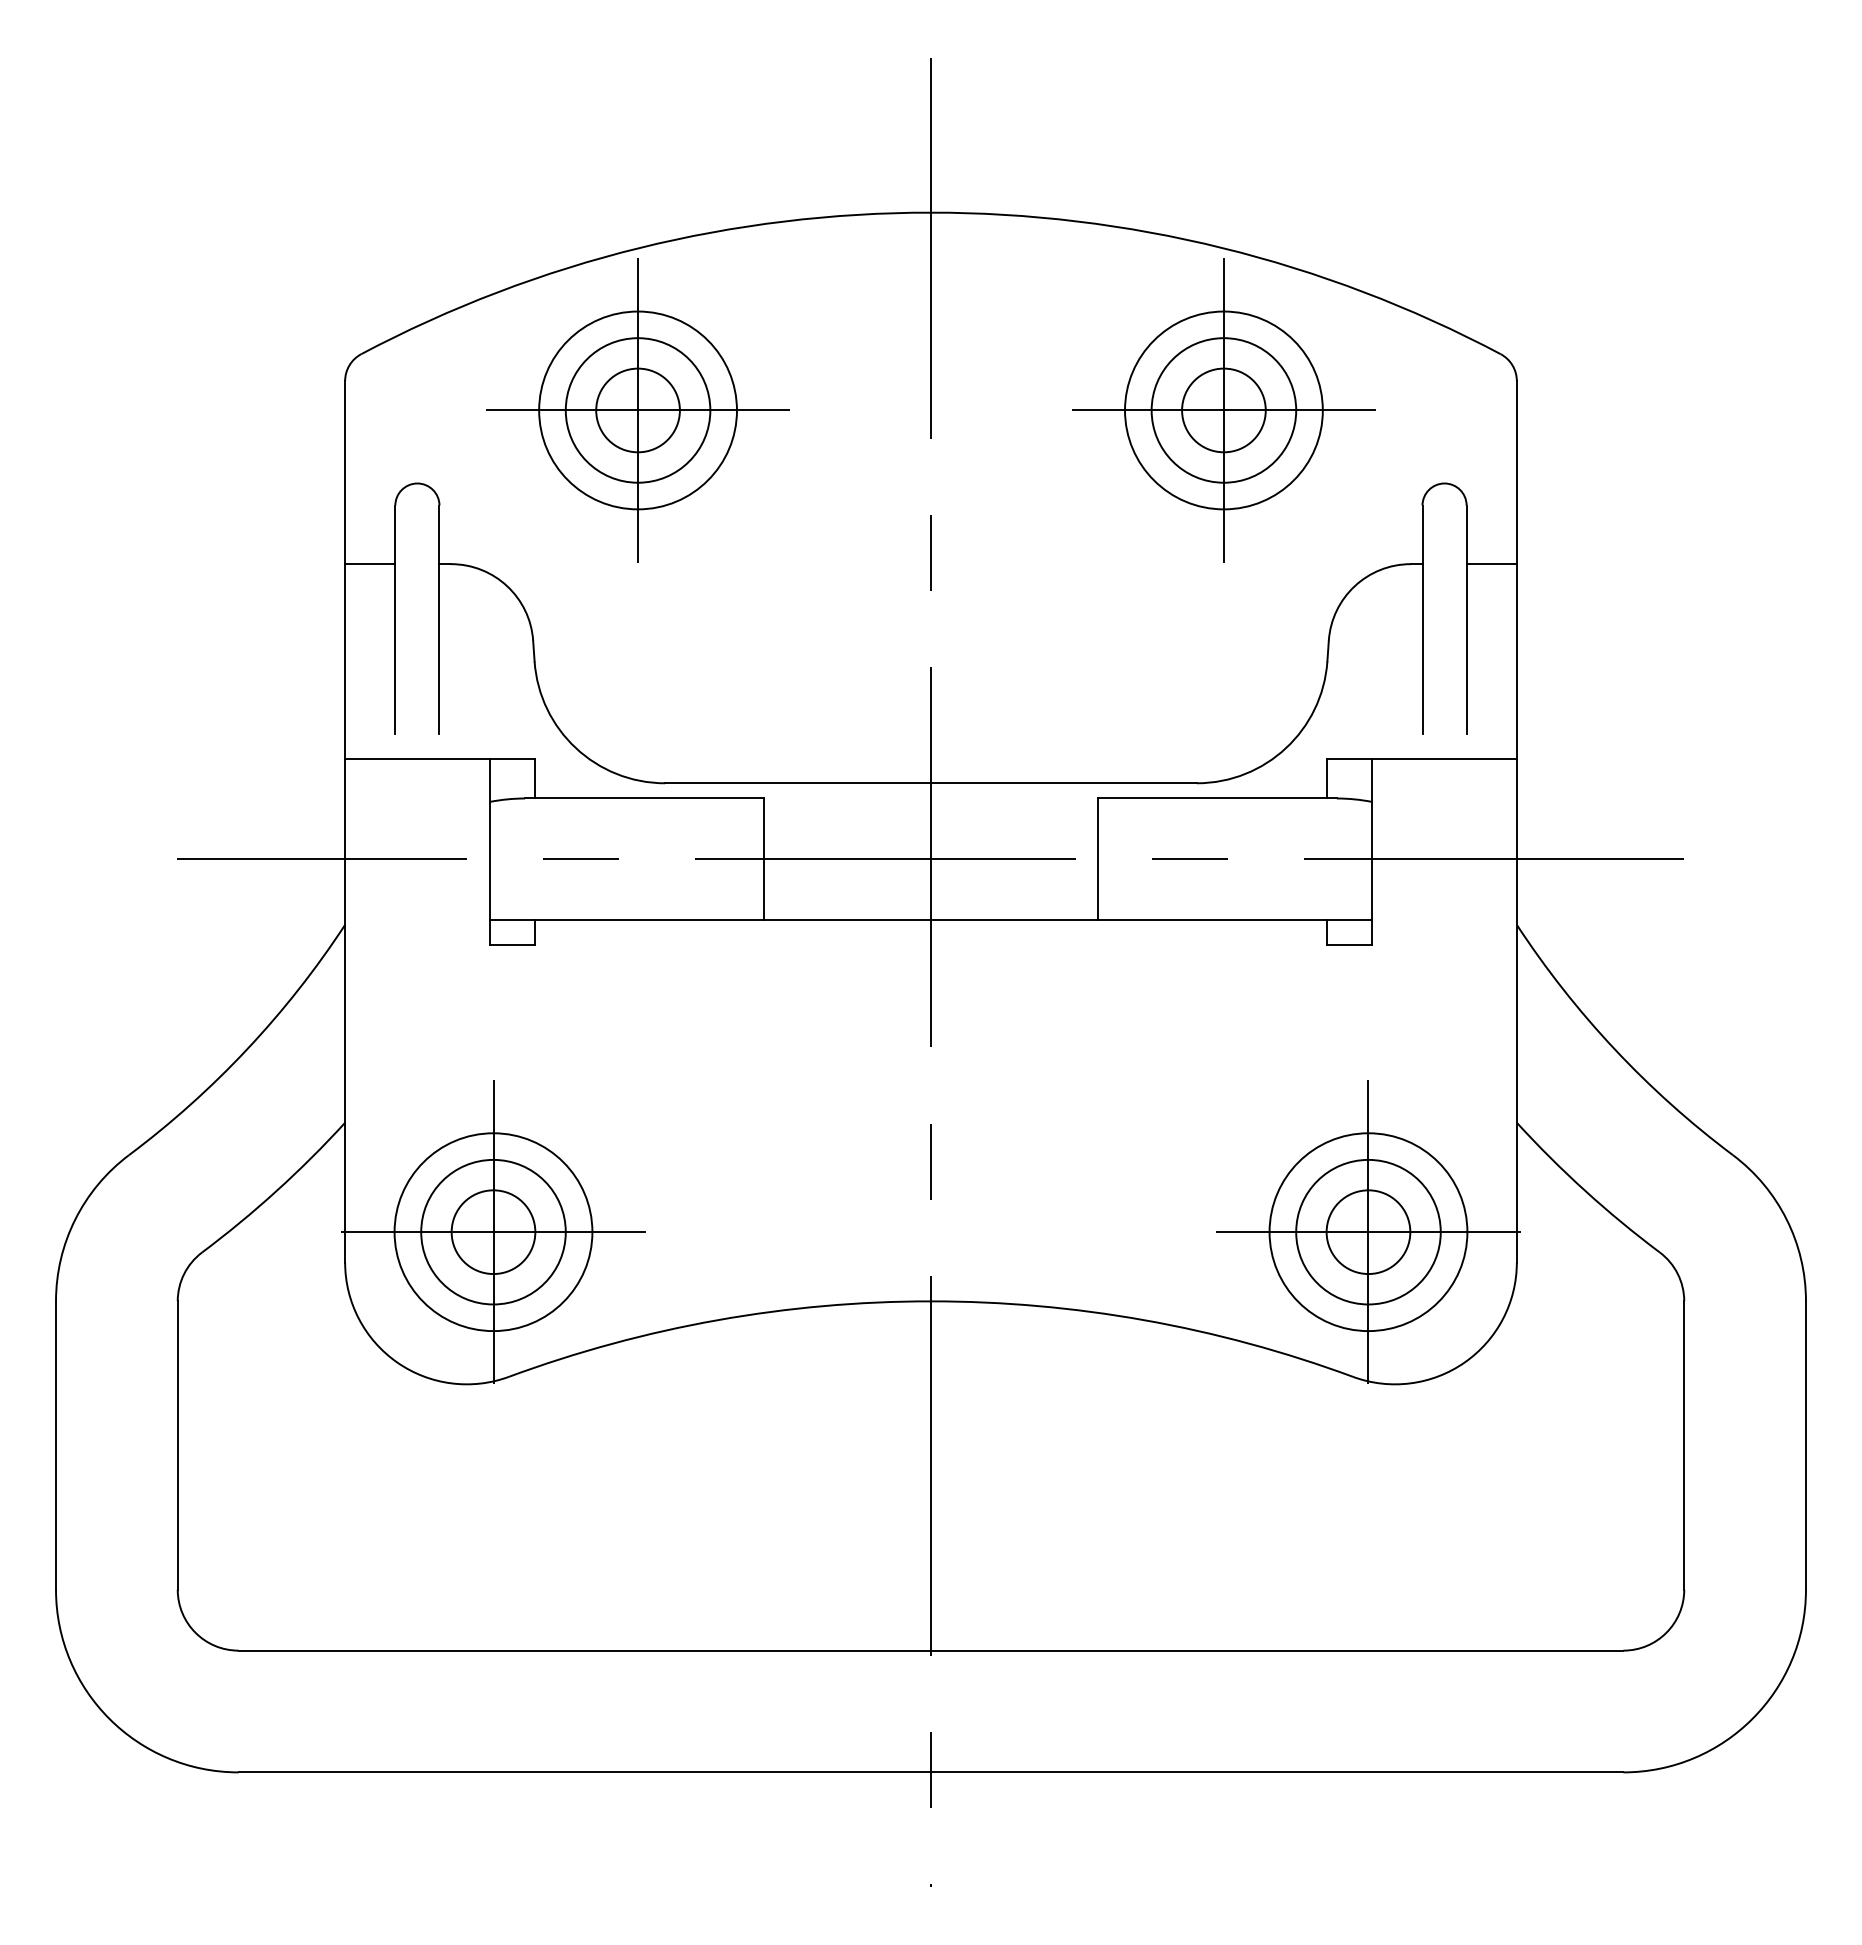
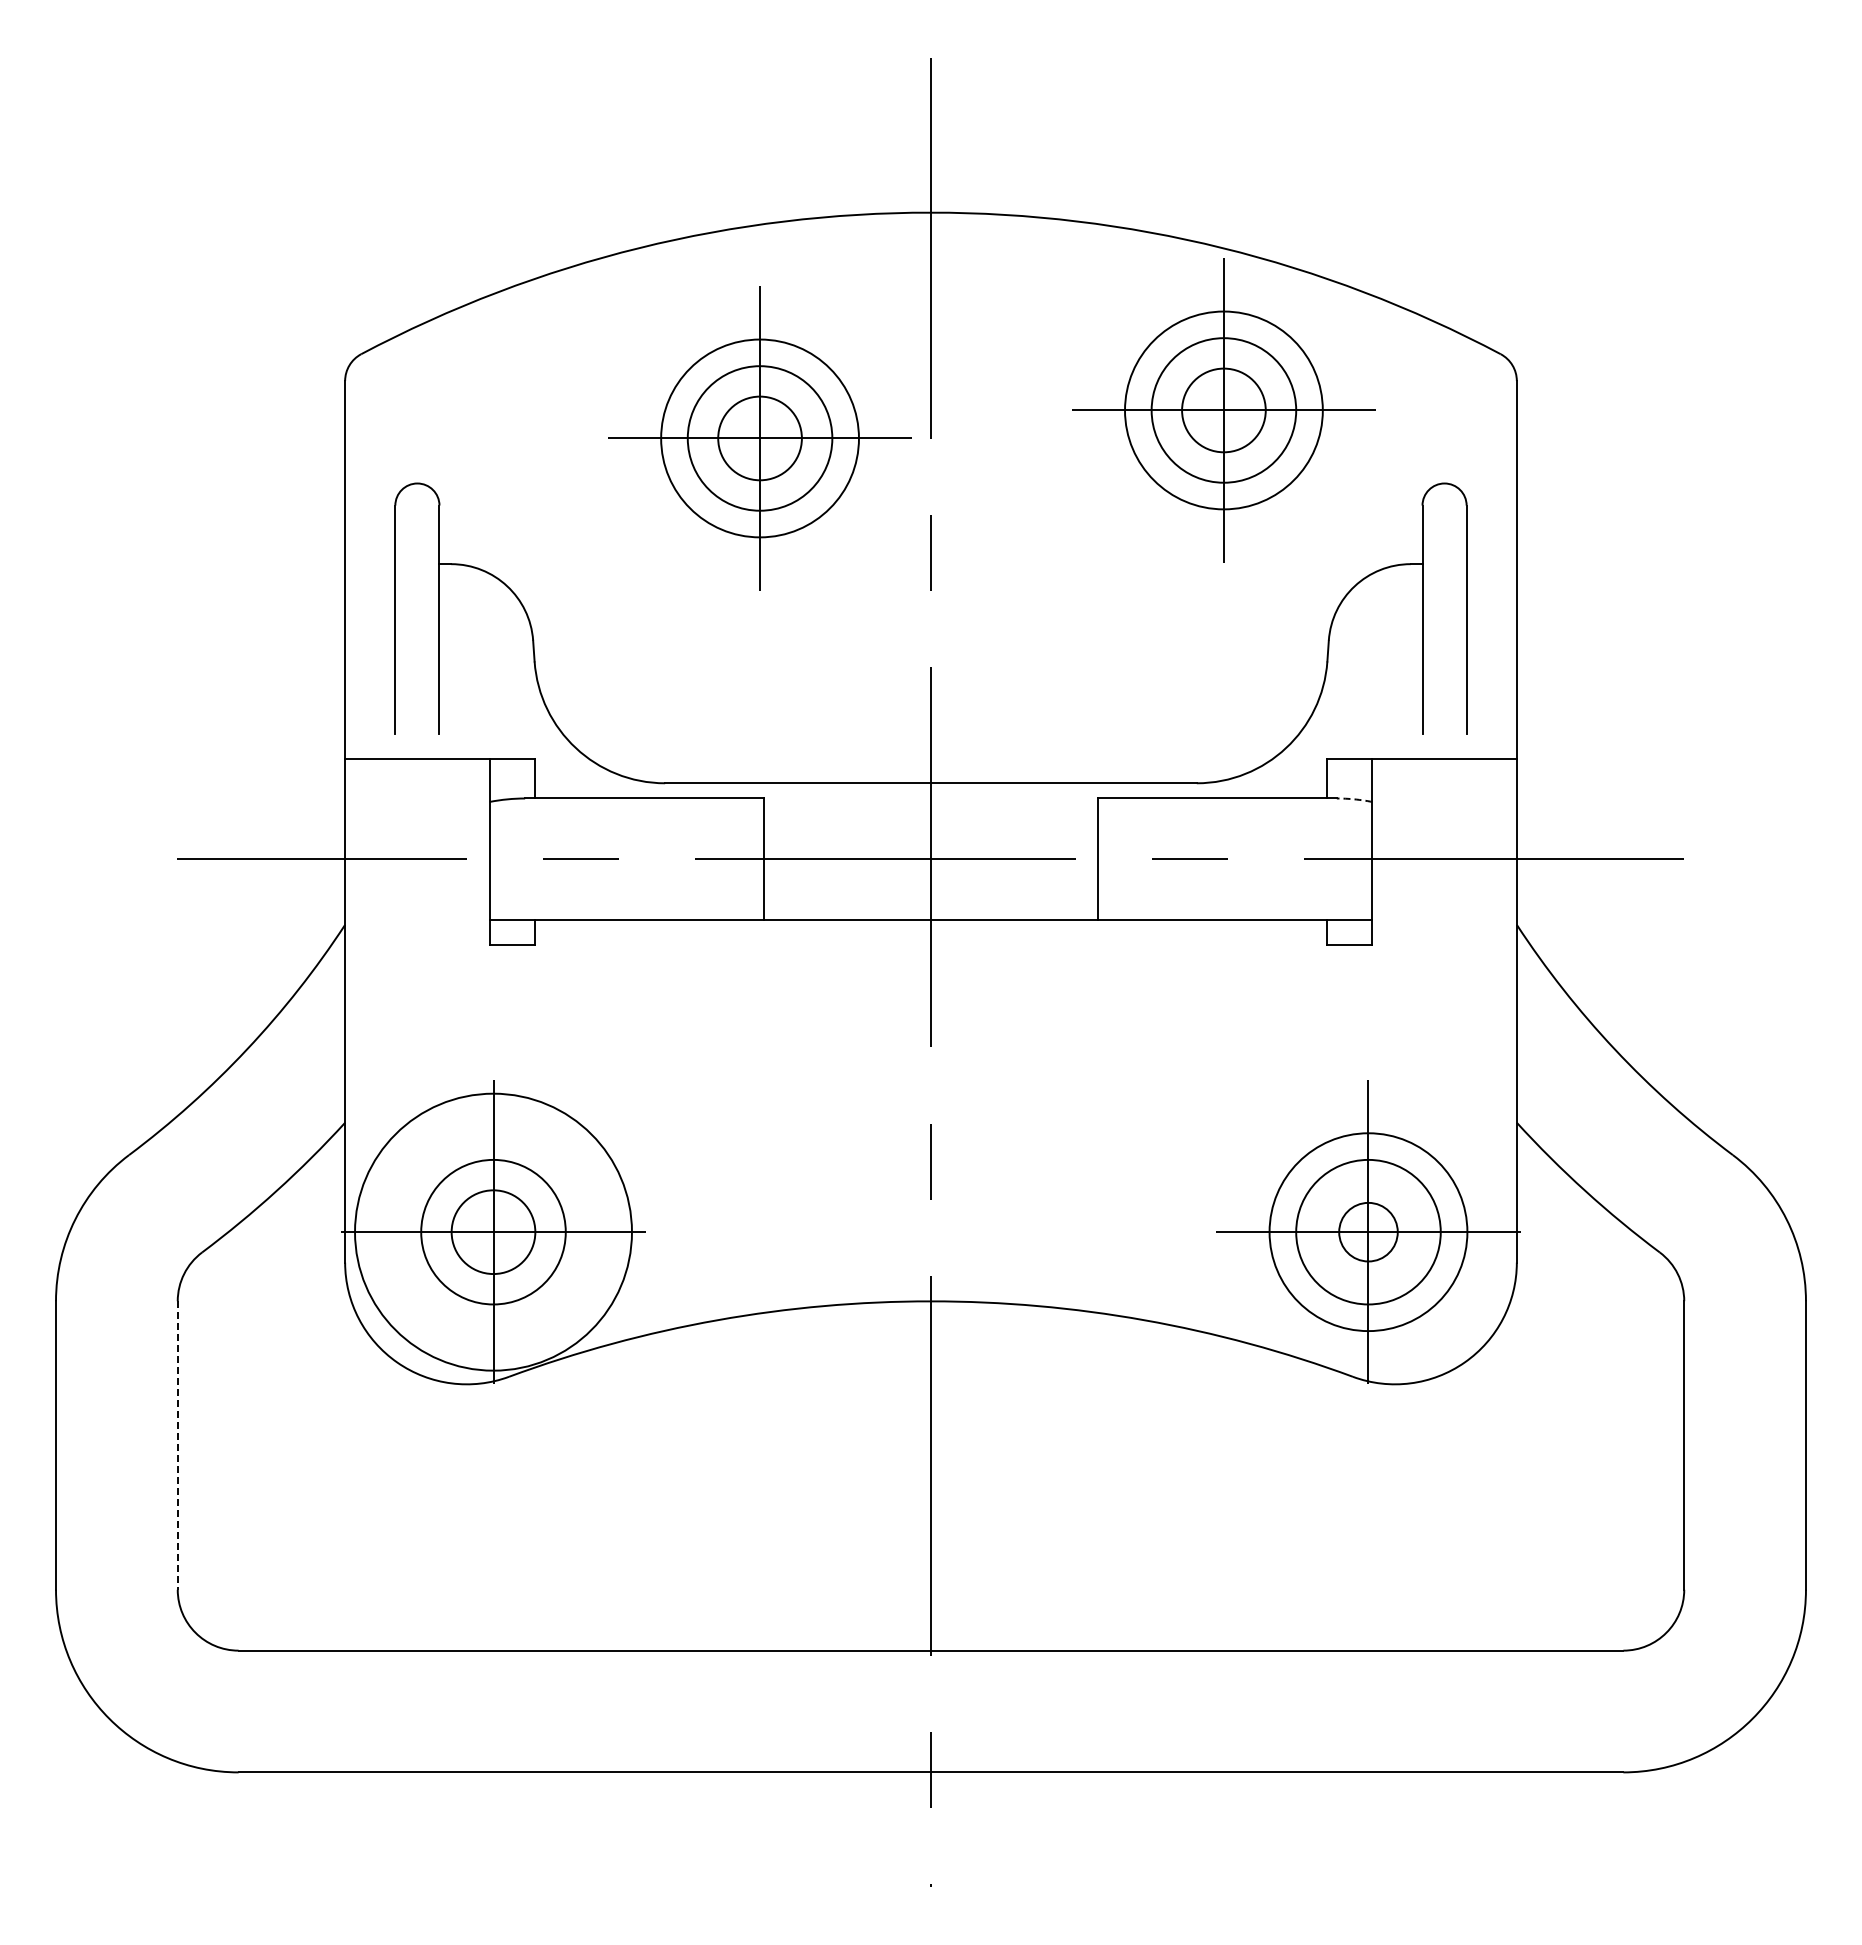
part position: (637, 410) -> (759, 438) (759, 438)
line: present -> none (370, 564)
line: present -> none (1491, 564)
arc: solid -> dashed (1354, 799)
circle diameter: 198 px -> 277 px (493, 1231)
circle diameter: 84 px -> 59 px (1368, 1231)
line: solid -> dashed (177, 1446)
